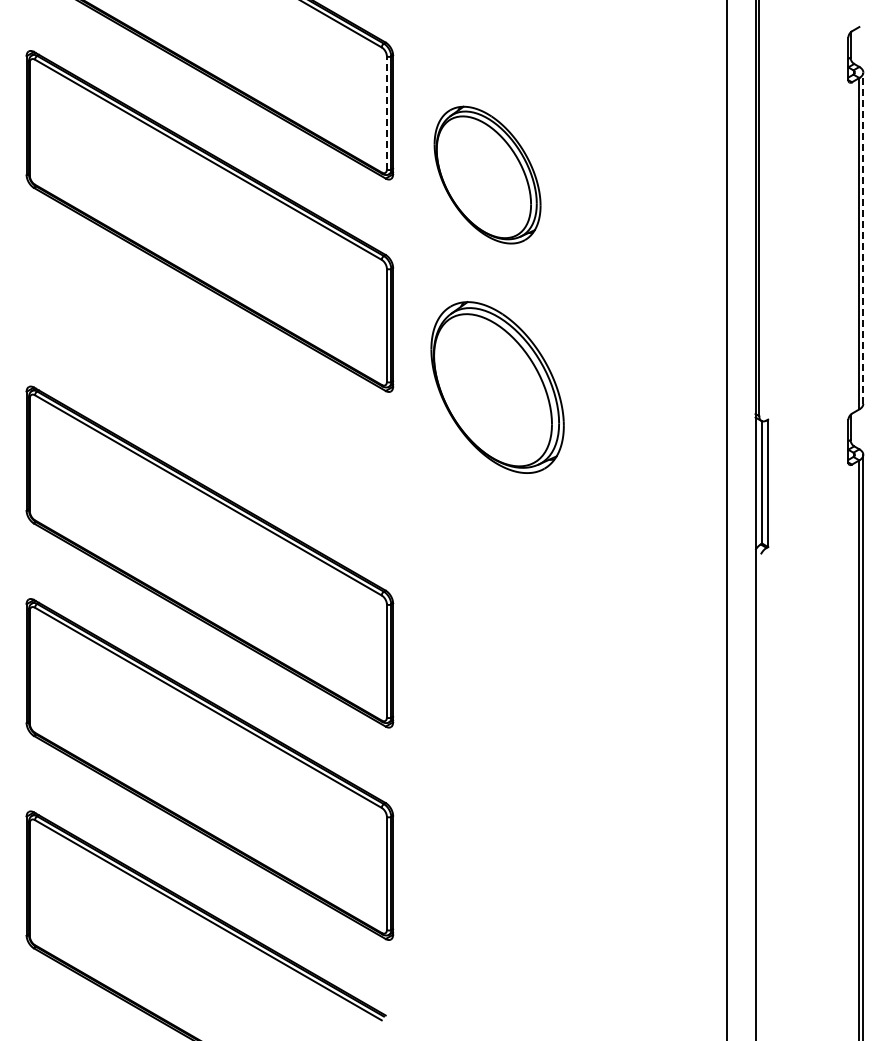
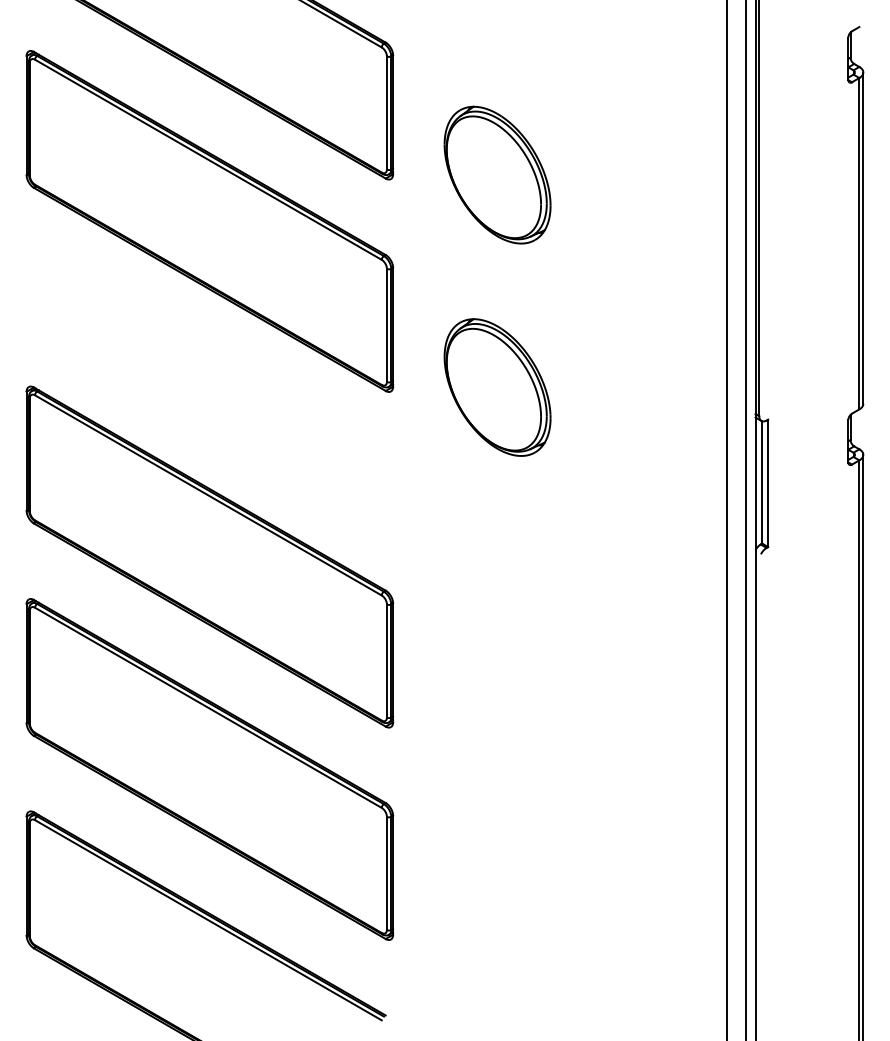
line: dashed -> solid (386, 112)
part position: (487, 174) -> (497, 174) (497, 174)
line: dashed -> solid (863, 238)
part size: 135x173 px -> 109x139 px (497, 387)
line: none -> present (745, 519)
